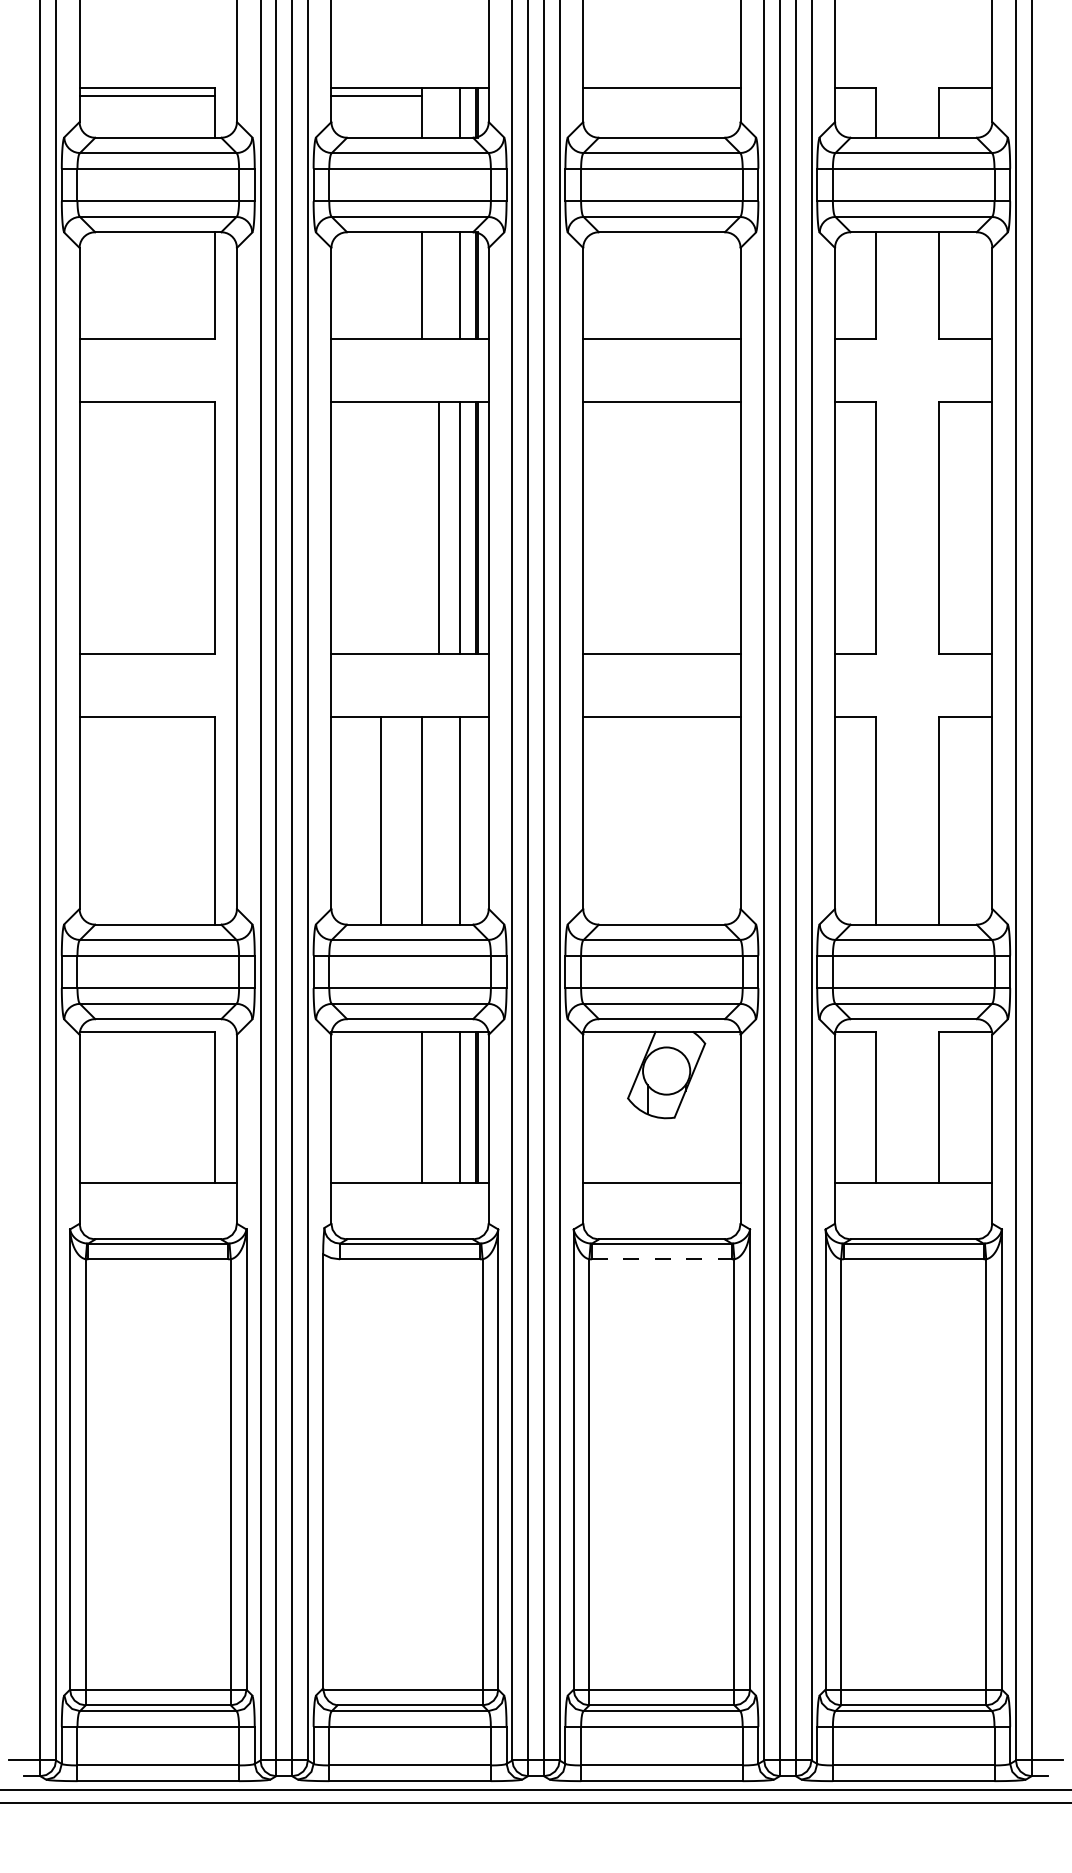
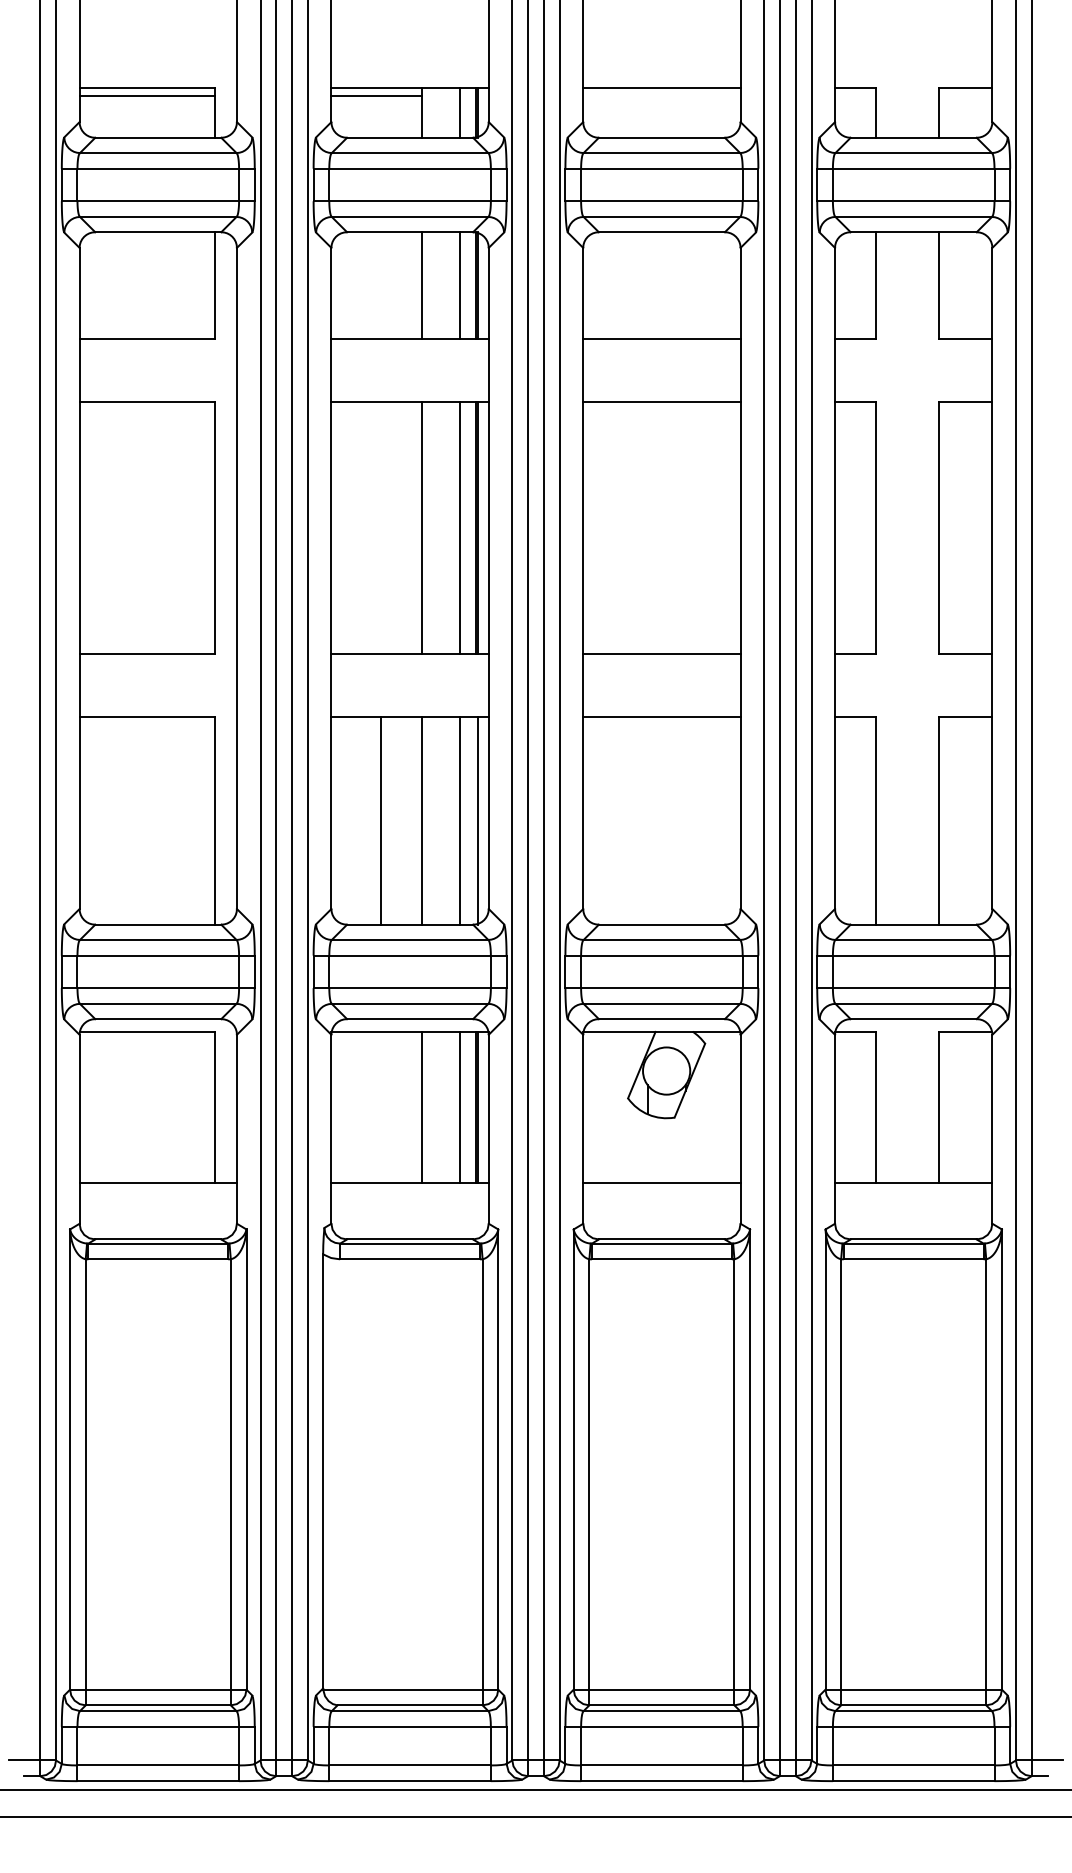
line position: (439, 528) -> (422, 528) (422, 528)
line: none -> present (477, 820)
line: dashed -> solid (661, 1259)
line position: (535, 1802) -> (535, 1816) (535, 1816)
